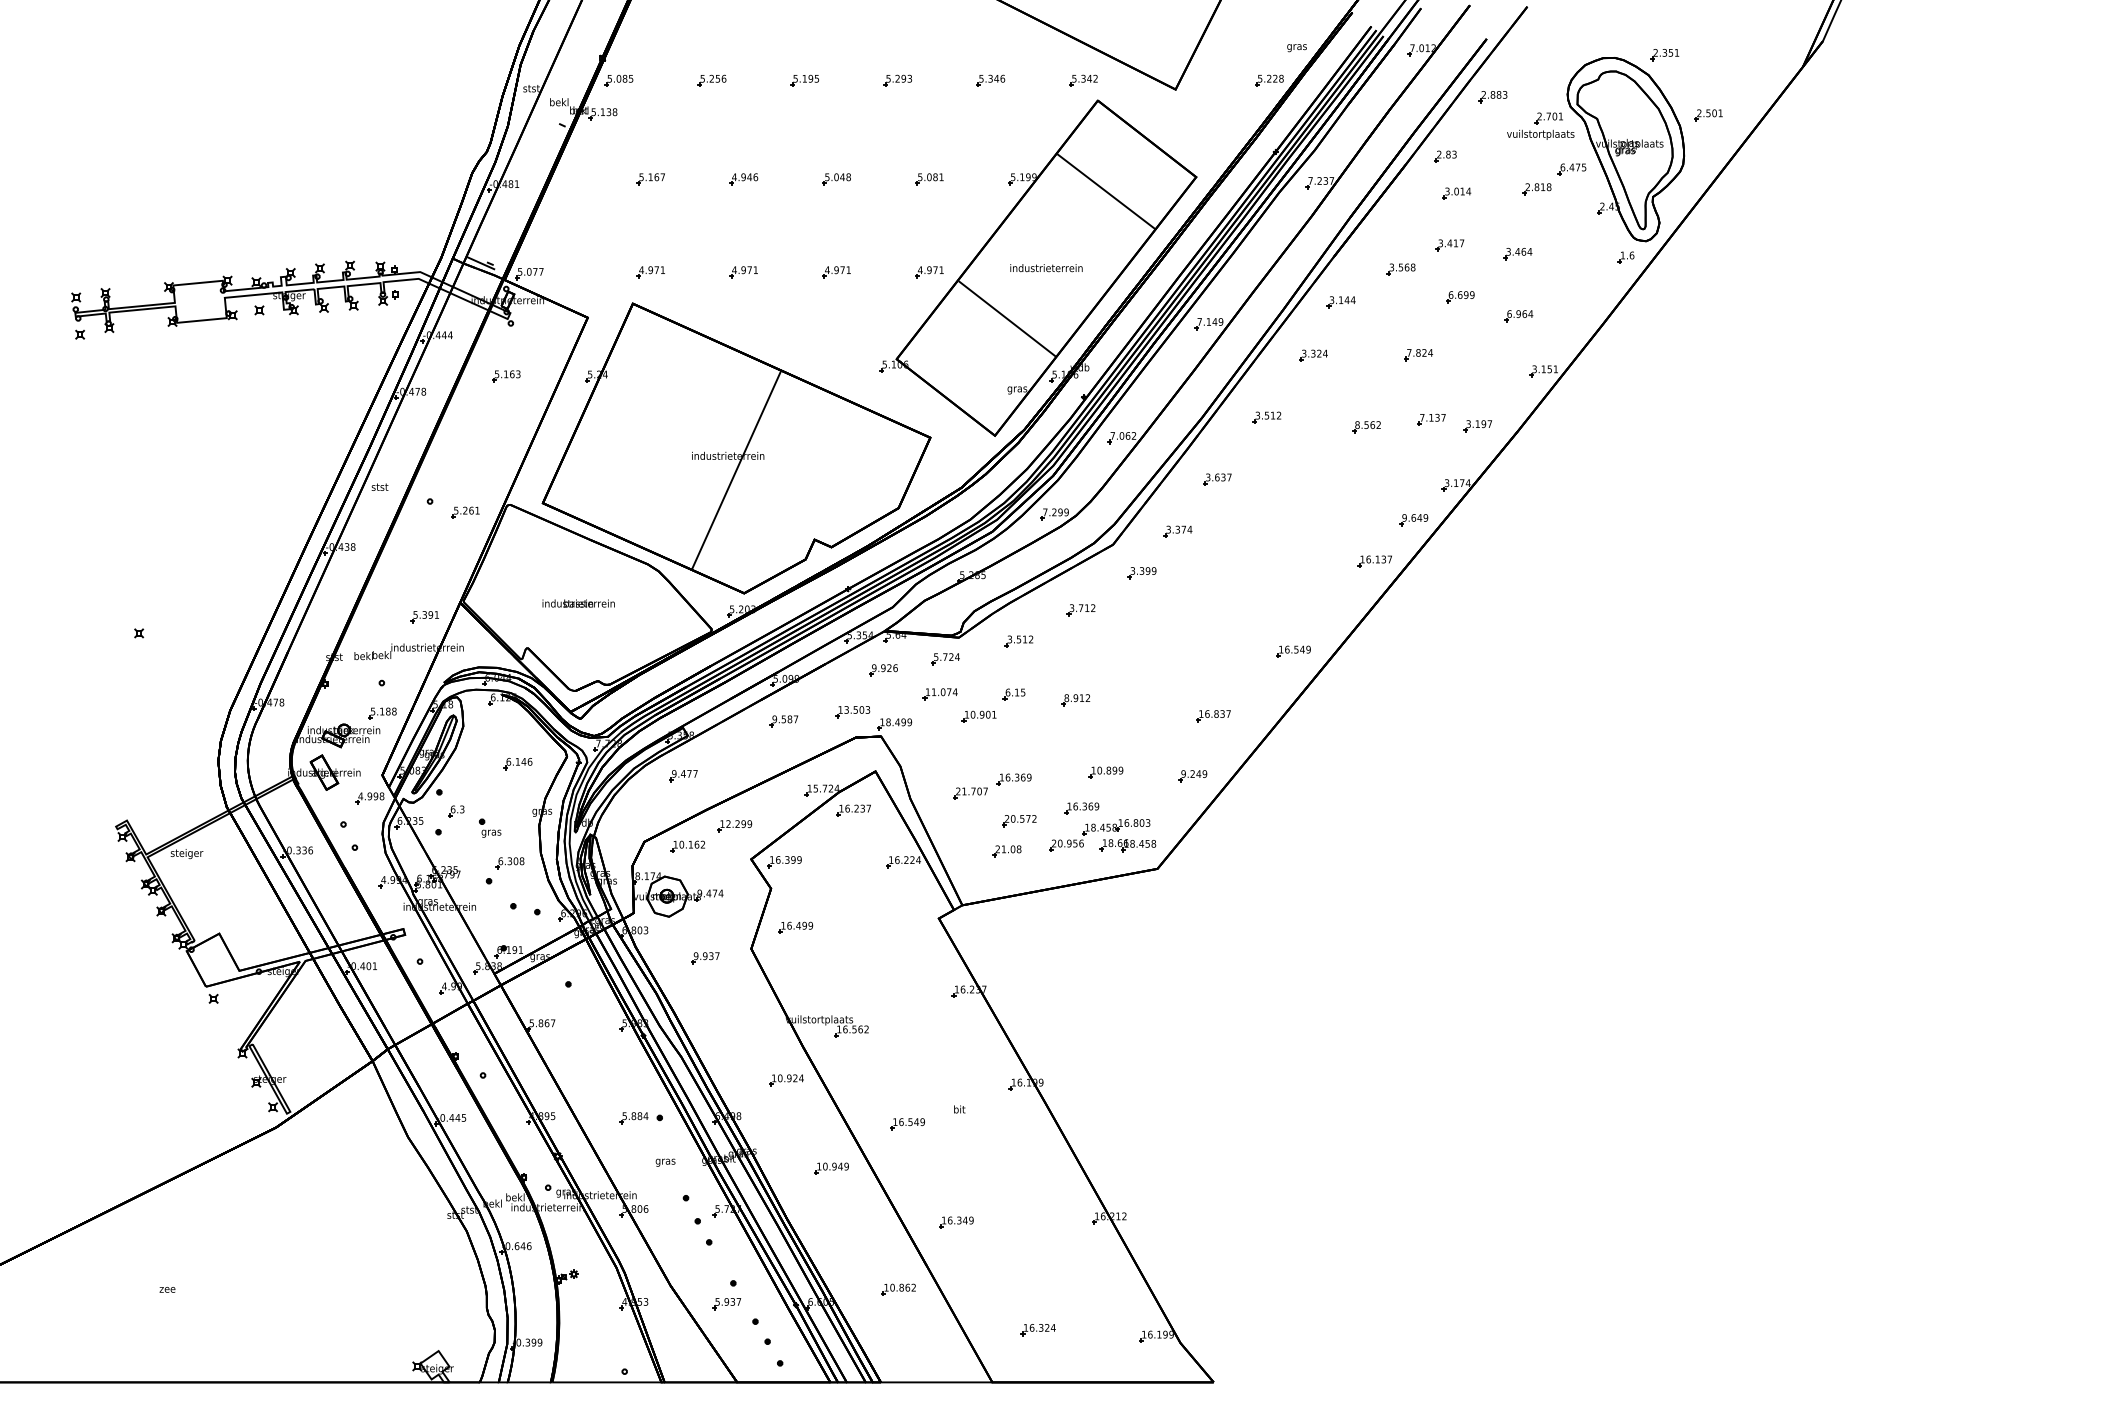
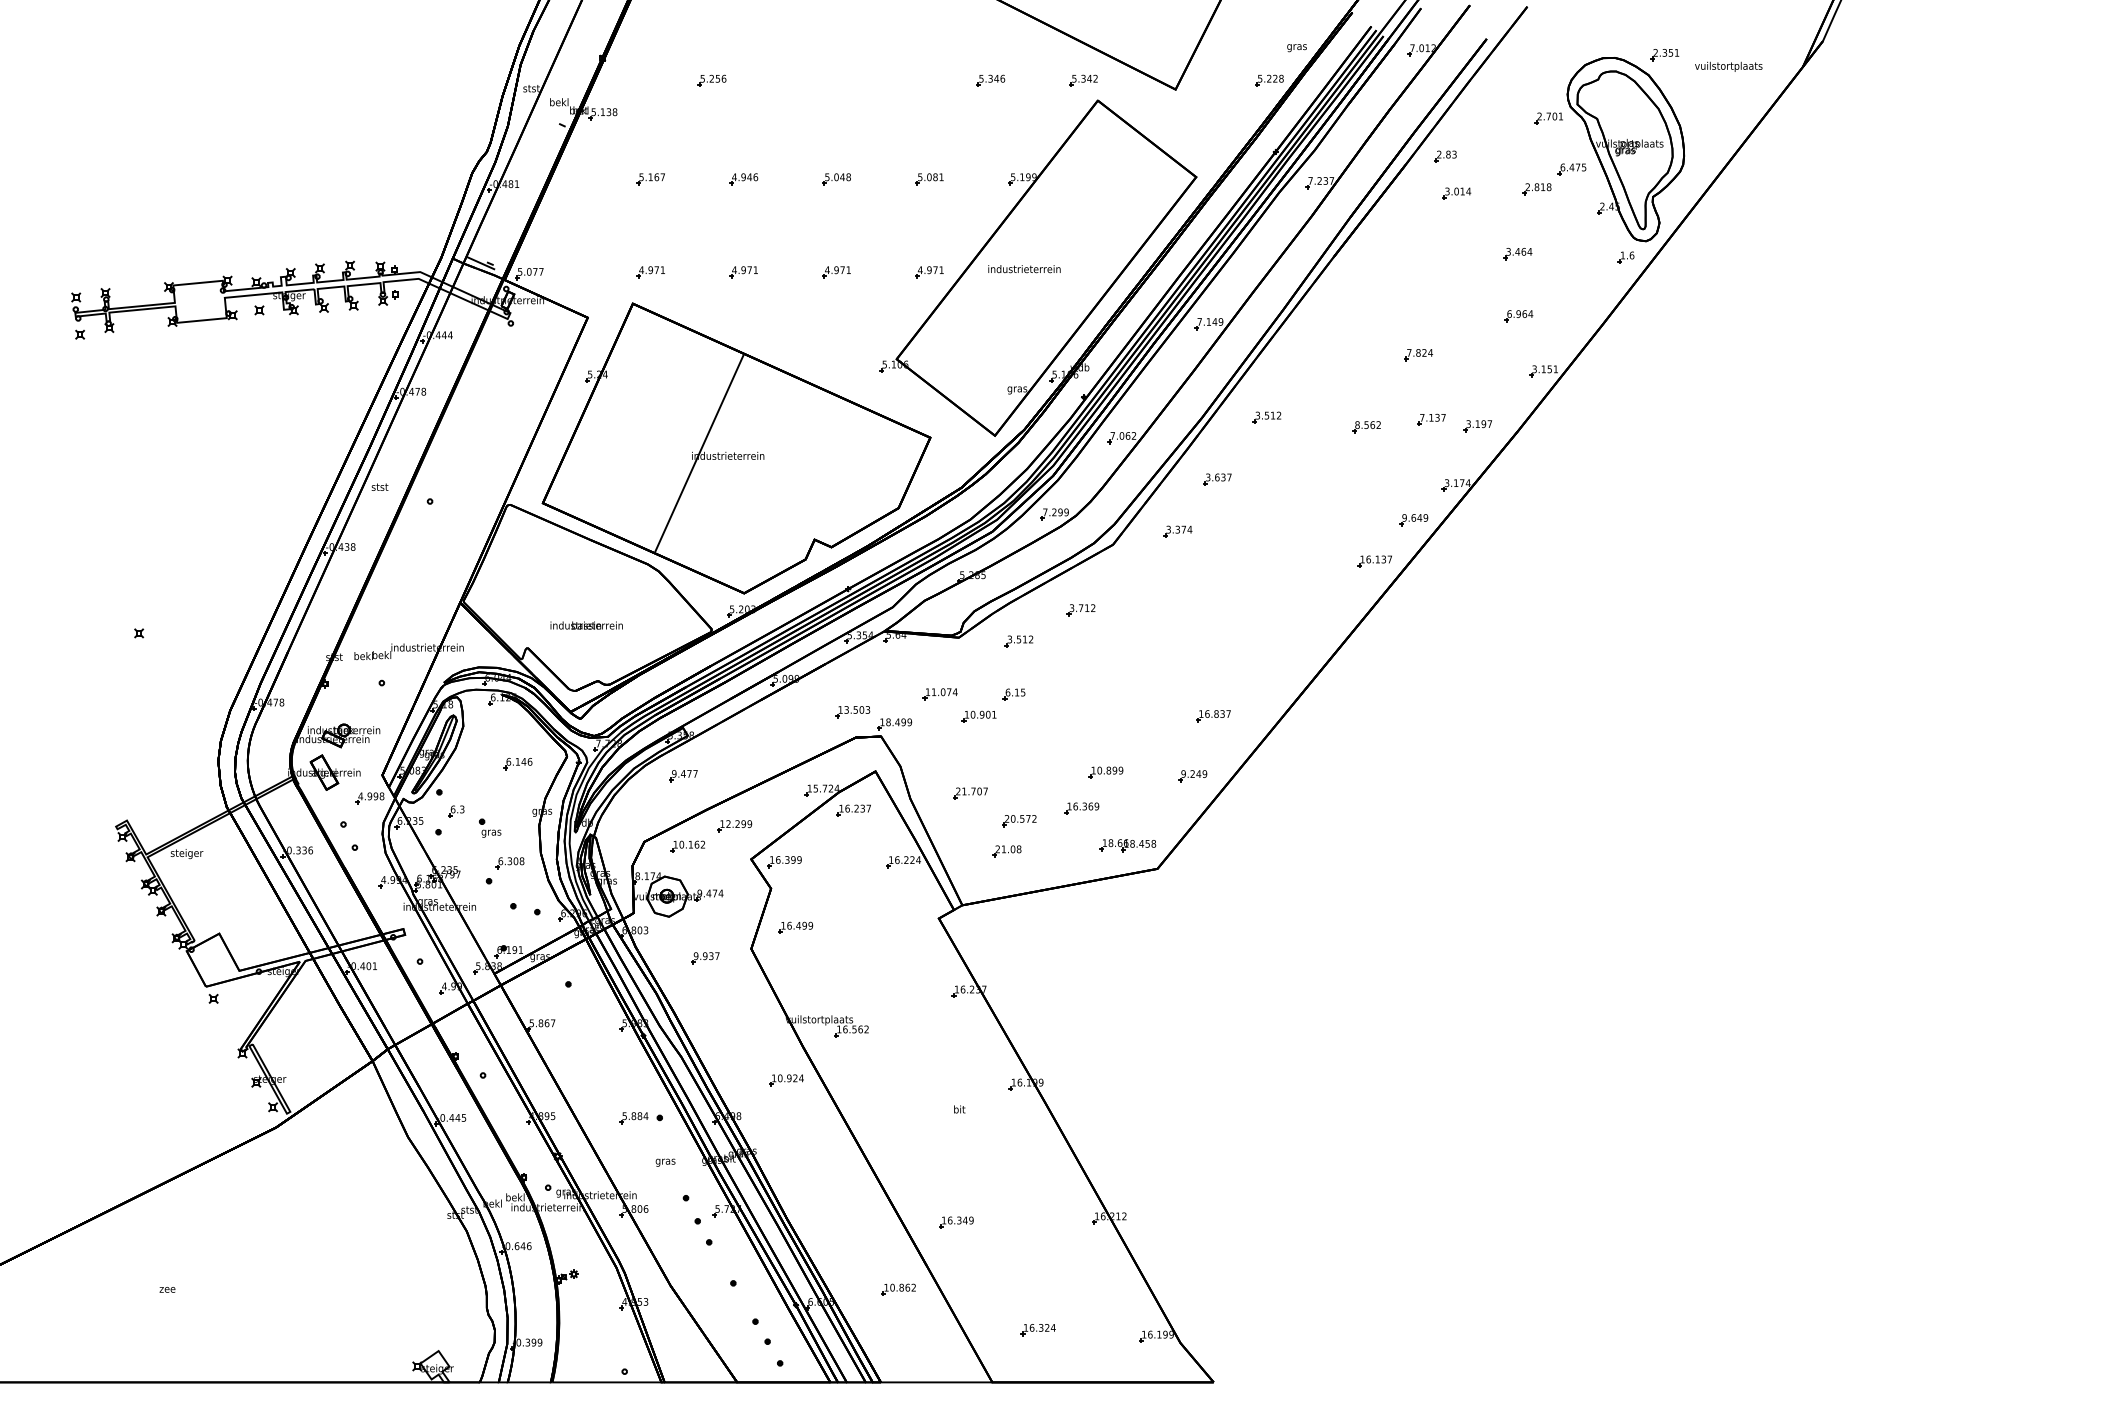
part: present -> none (618, 80)
part: present -> none (804, 80)
part: present -> none (897, 80)
part: present -> none (1492, 97)
part: present -> none (1708, 115)
text position: (1540, 134) -> (1728, 66) (1728, 66)
line: present -> none (1105, 191)
part: present -> none (1449, 245)
text position: (1046, 268) -> (1024, 269) (1024, 269)
part: present -> none (1400, 269)
part: present -> none (1460, 297)
part: present -> none (1340, 302)
line: present -> none (1007, 318)
part: present -> none (1313, 355)
part: present -> none (506, 376)
line position: (736, 469) -> (699, 452) (699, 452)
part: present -> none (465, 512)
part: present -> none (1141, 573)
text position: (578, 603) -> (586, 625) (586, 625)
part: present -> none (424, 617)
part: present -> none (1293, 651)
part: present -> none (945, 659)
part: present -> none (883, 670)
part: present -> none (1075, 700)
part: present -> none (382, 713)
part: present -> none (783, 721)
part: present -> none (1013, 779)
part: present -> none (1099, 835)
part: present -> none (907, 1124)
part: present -> none (831, 1168)
part: present -> none (726, 1304)
